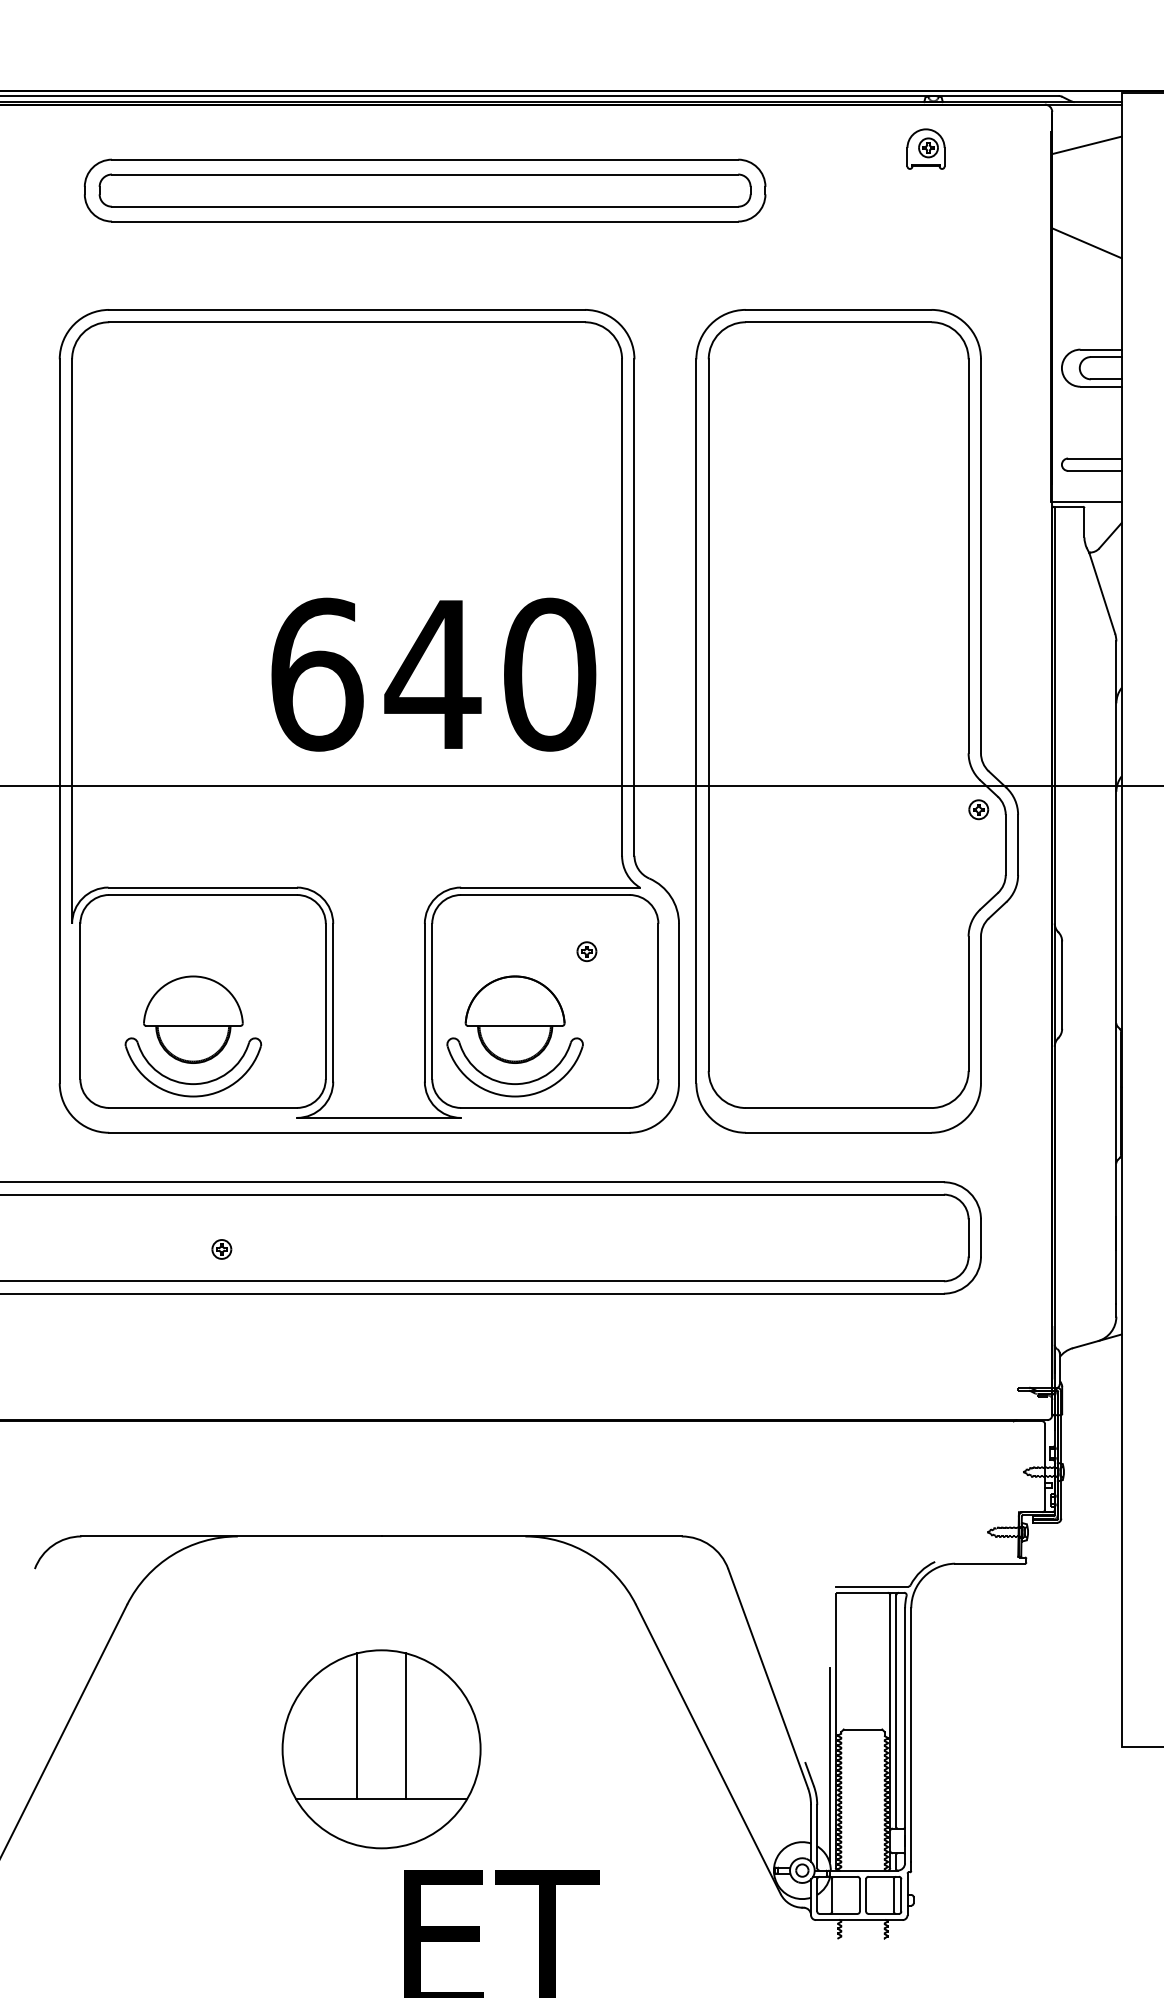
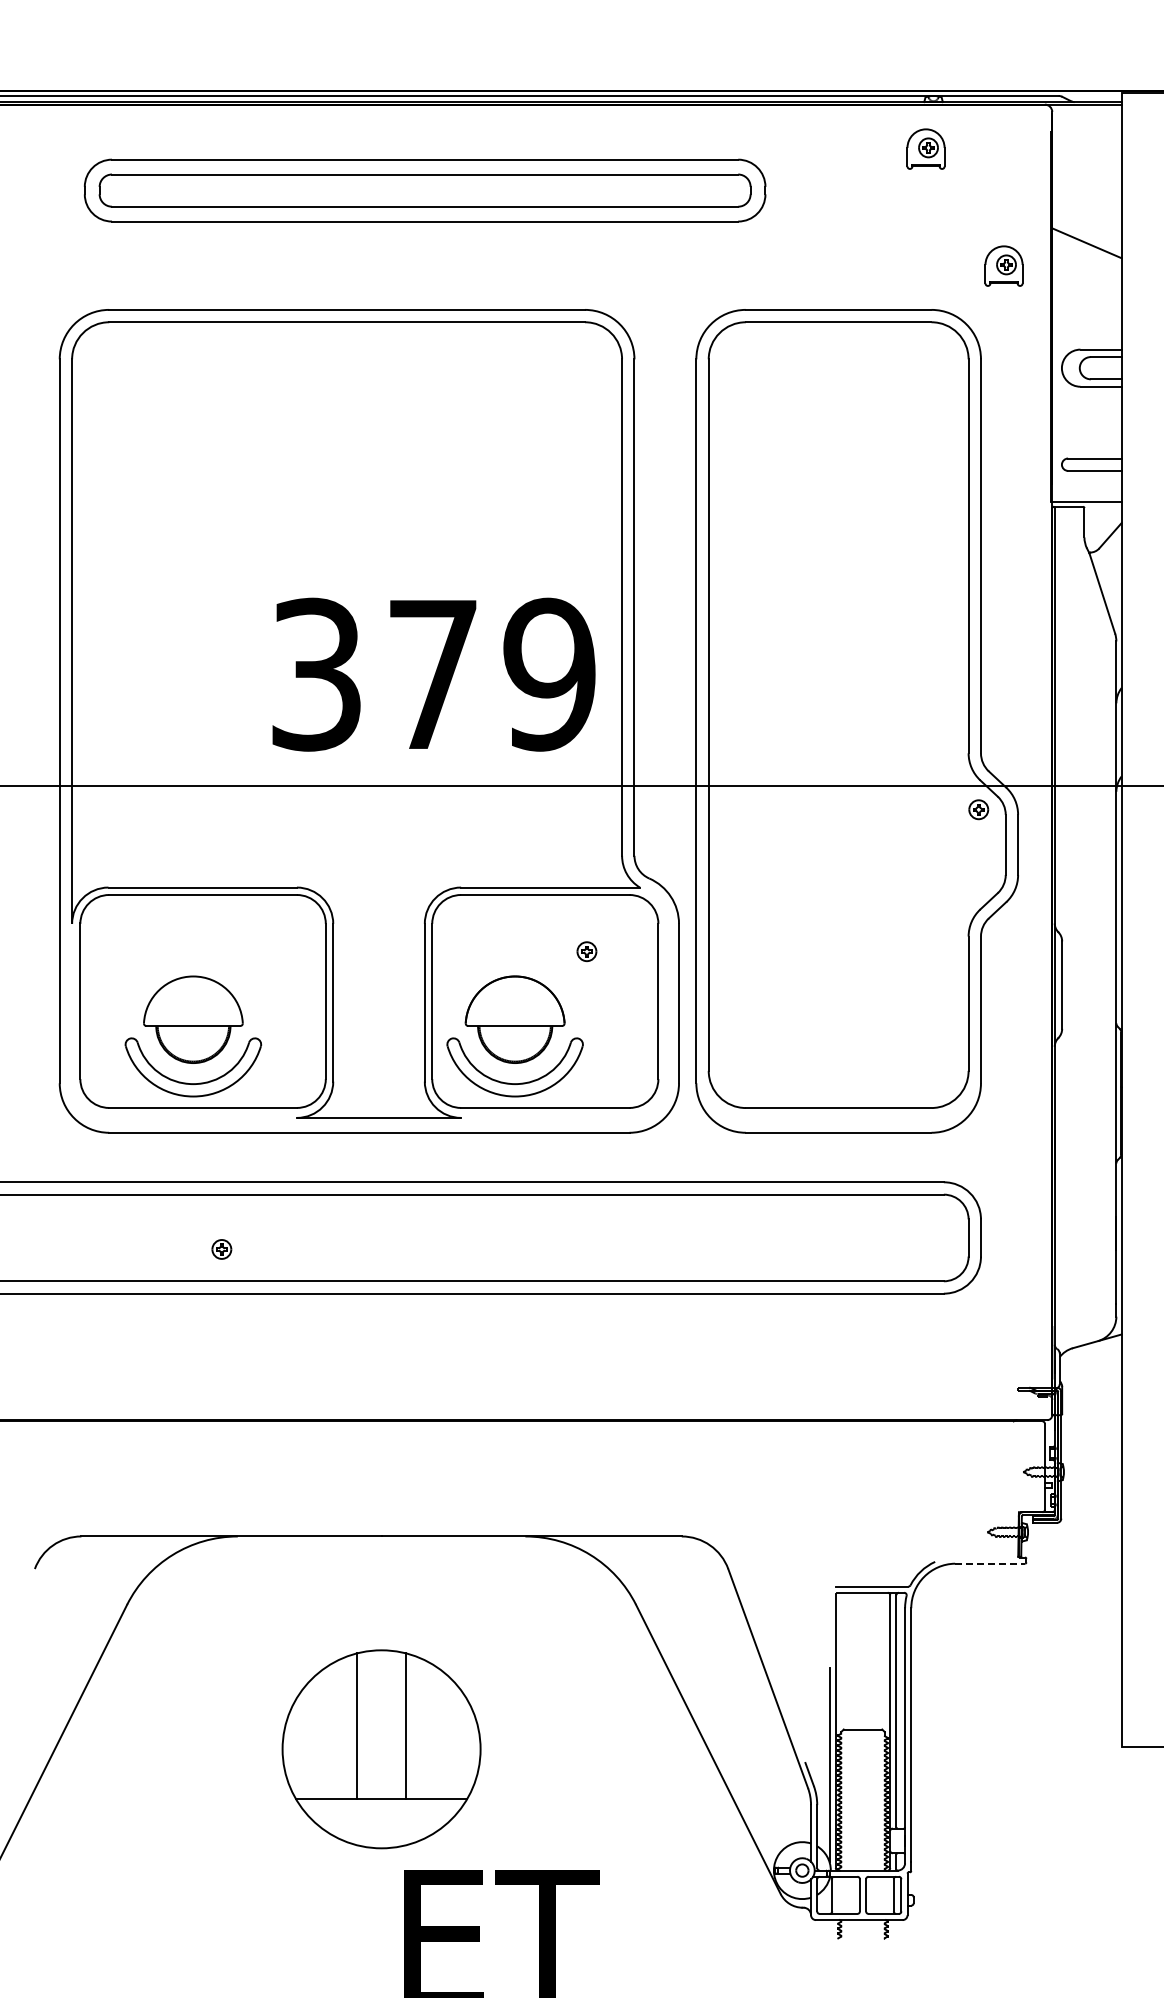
line: present -> none (1086, 145)
part: none -> present (1003, 265)
text: 640 -> 379 (433, 674)
line: solid -> dashed (990, 1563)
